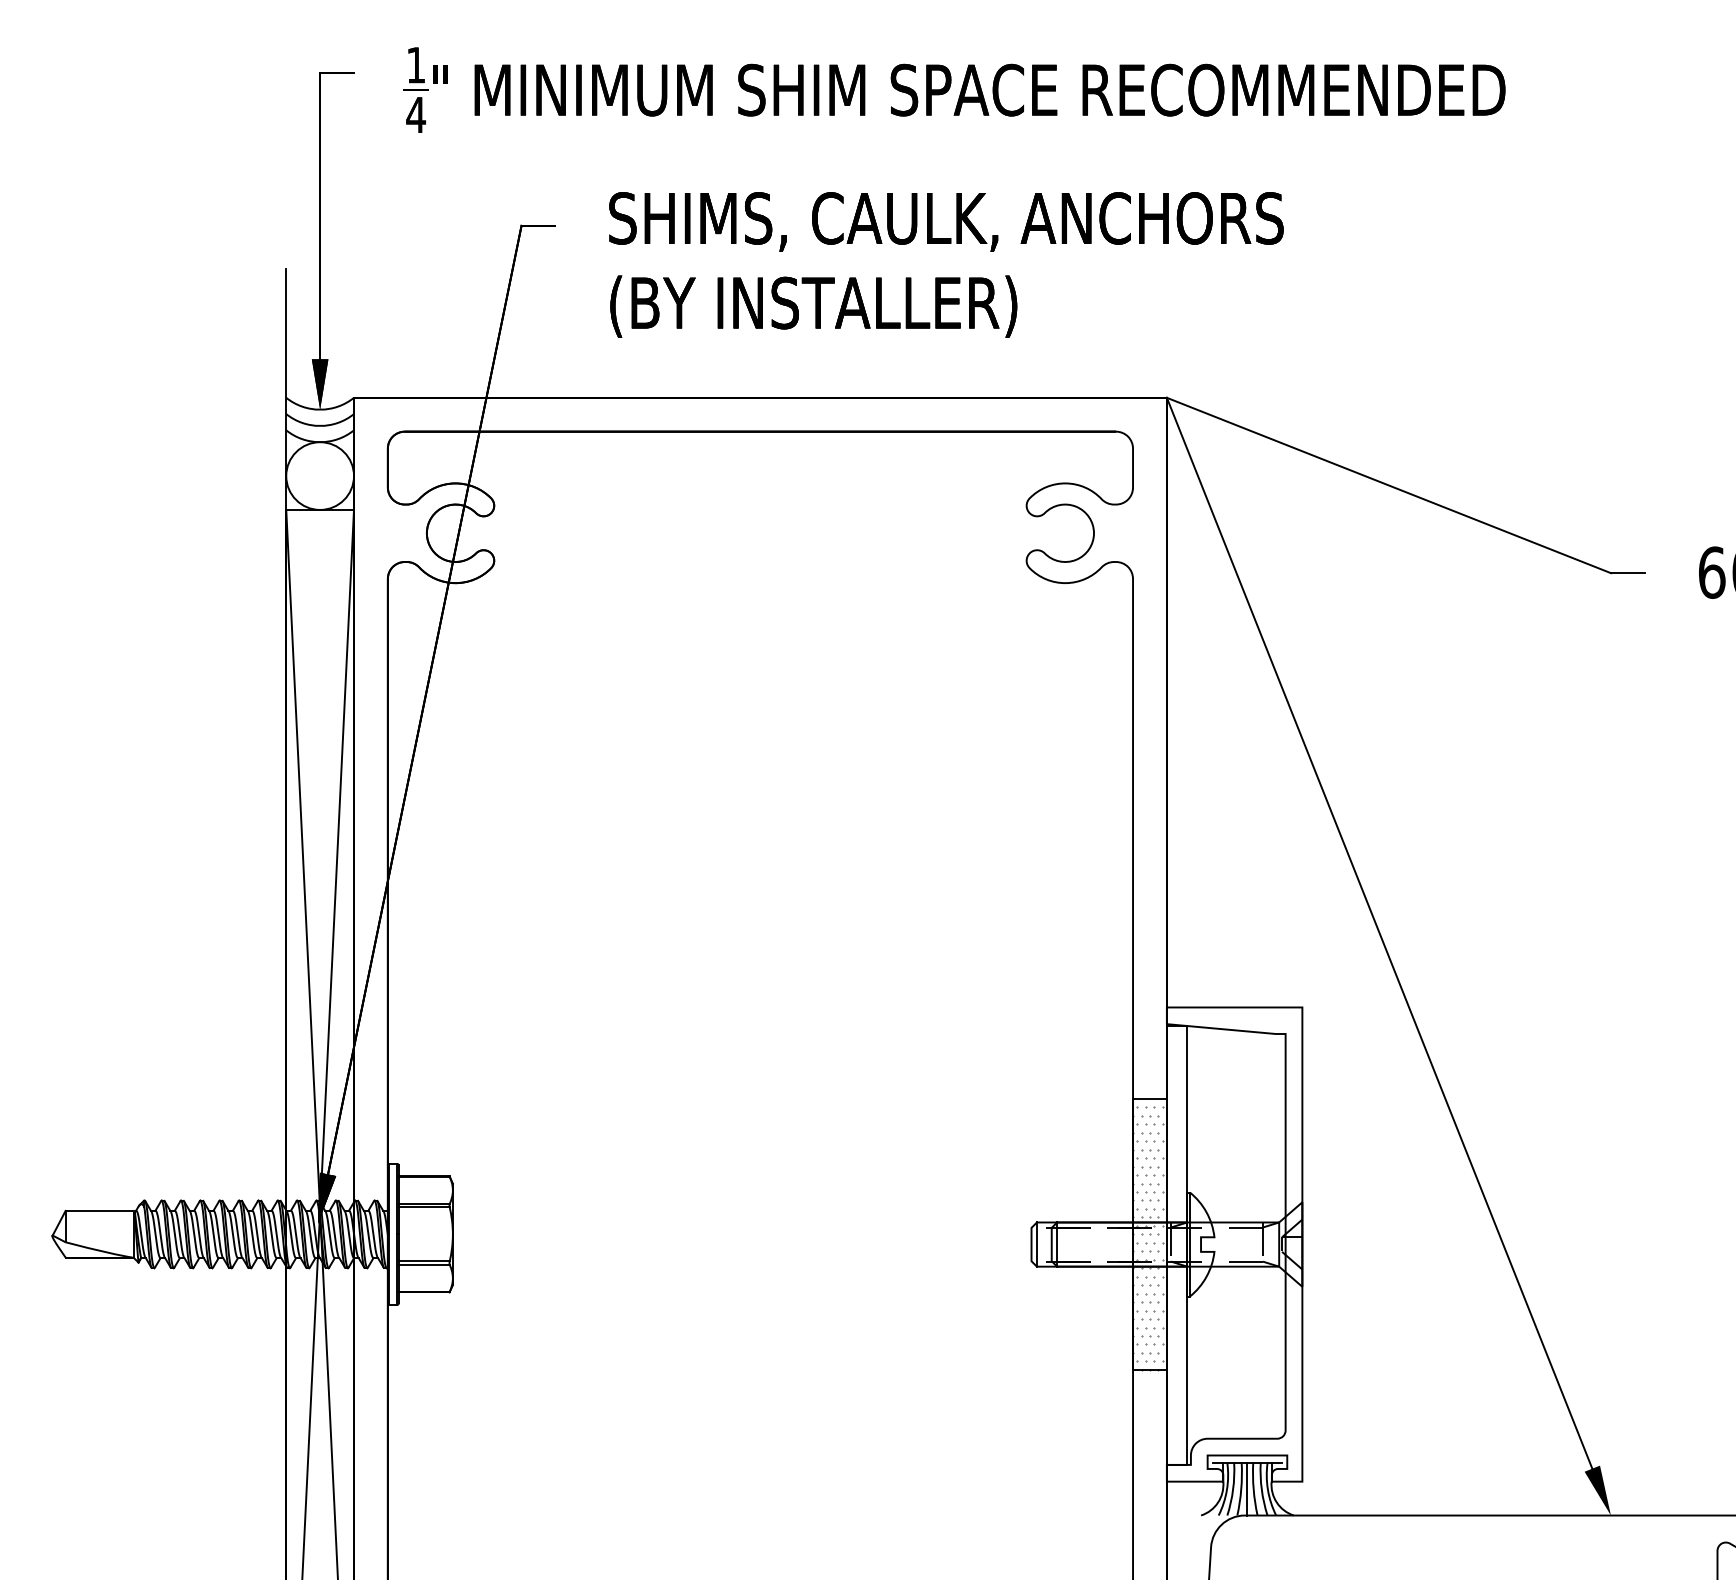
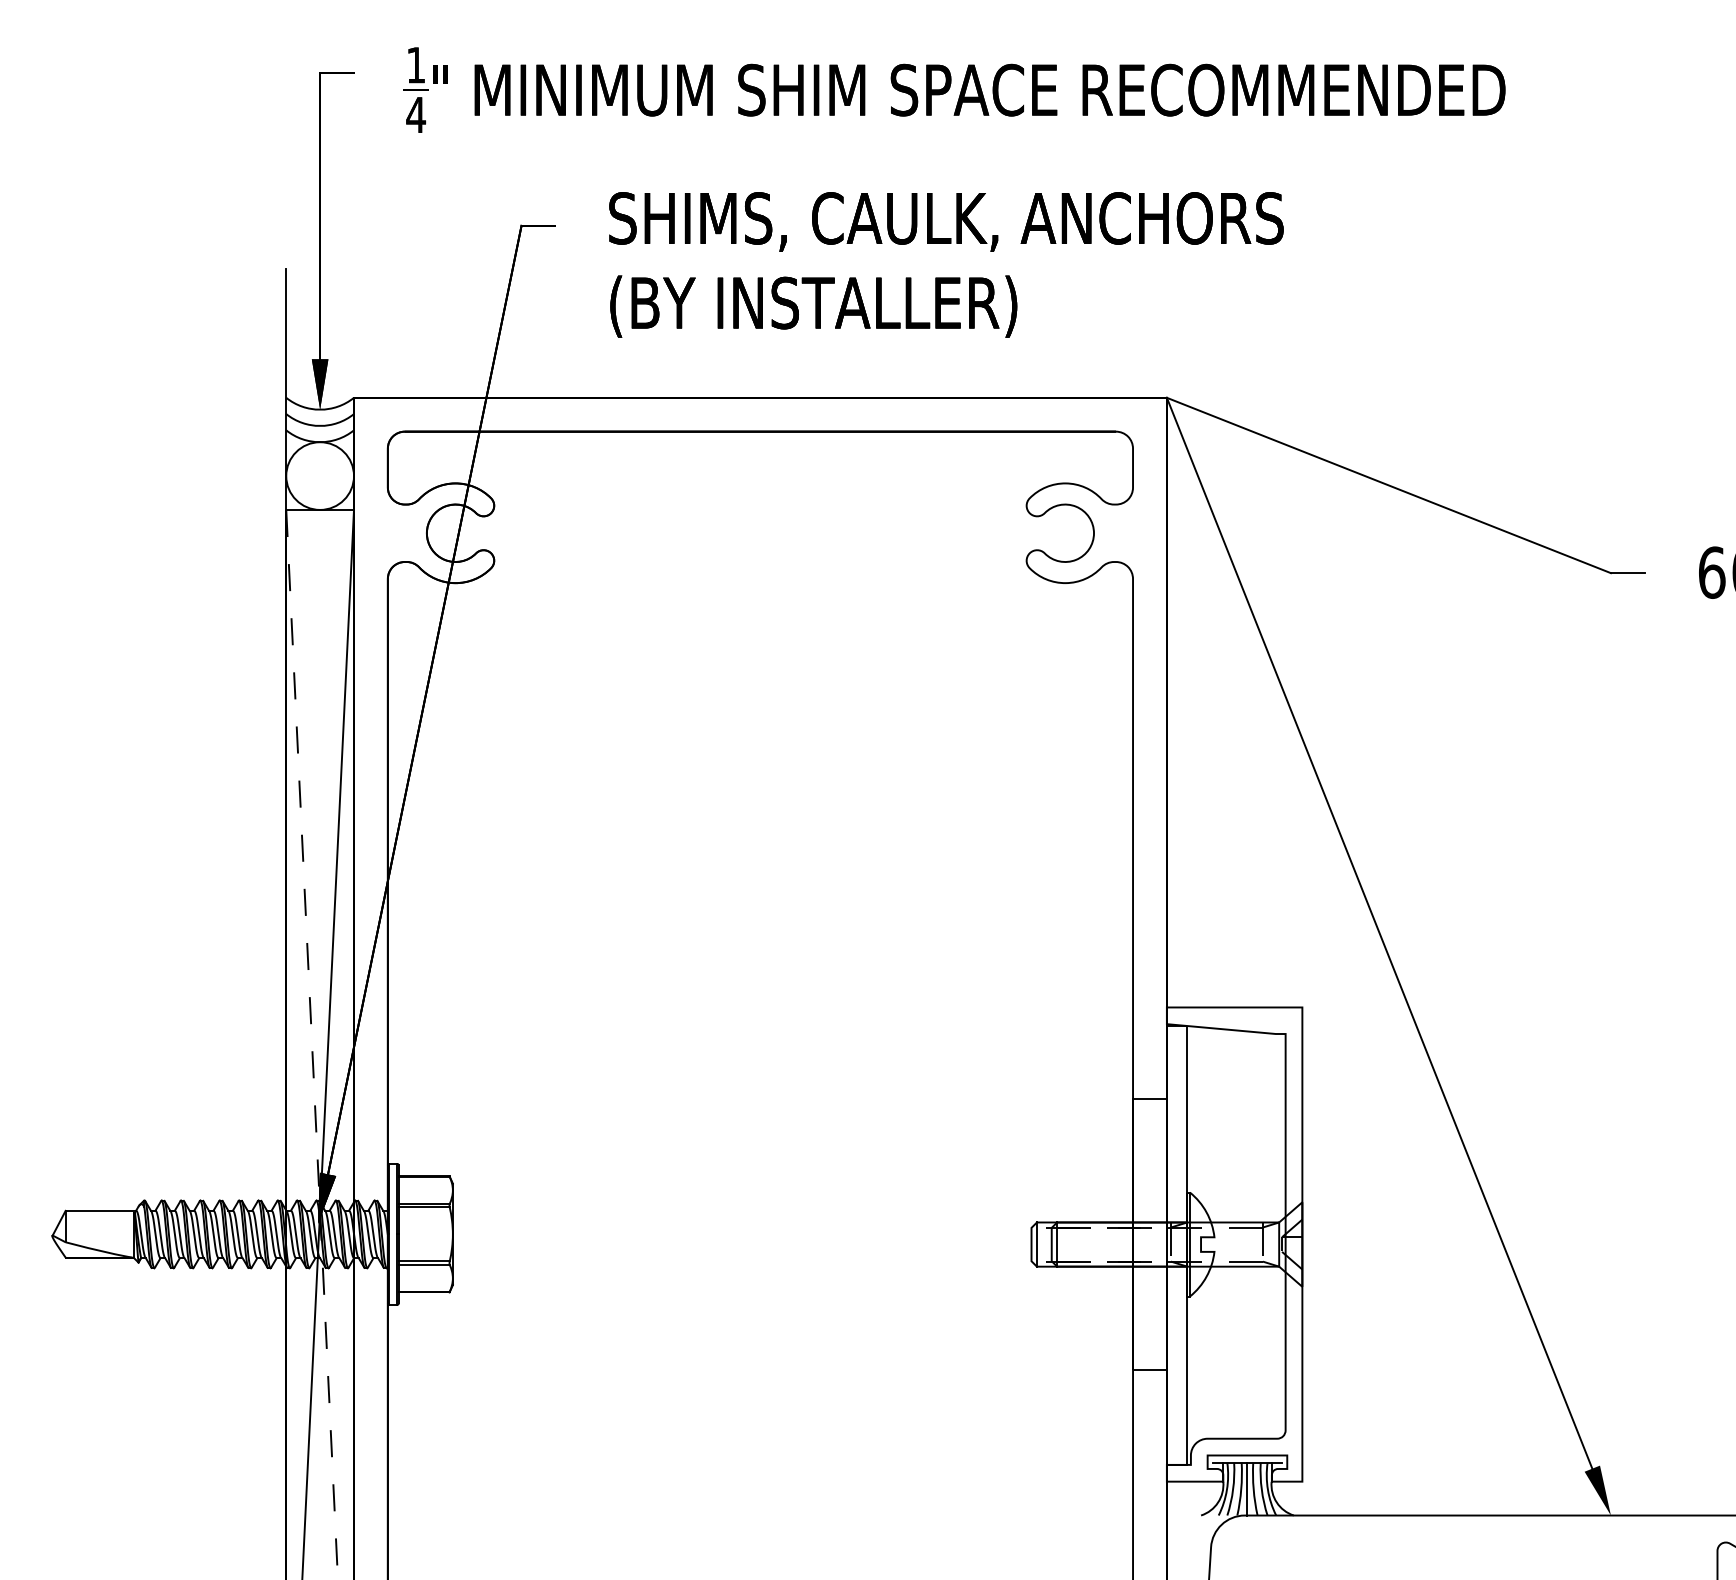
line: solid -> dashed (312, 1044)
hatch: present -> none (1147, 1238)
